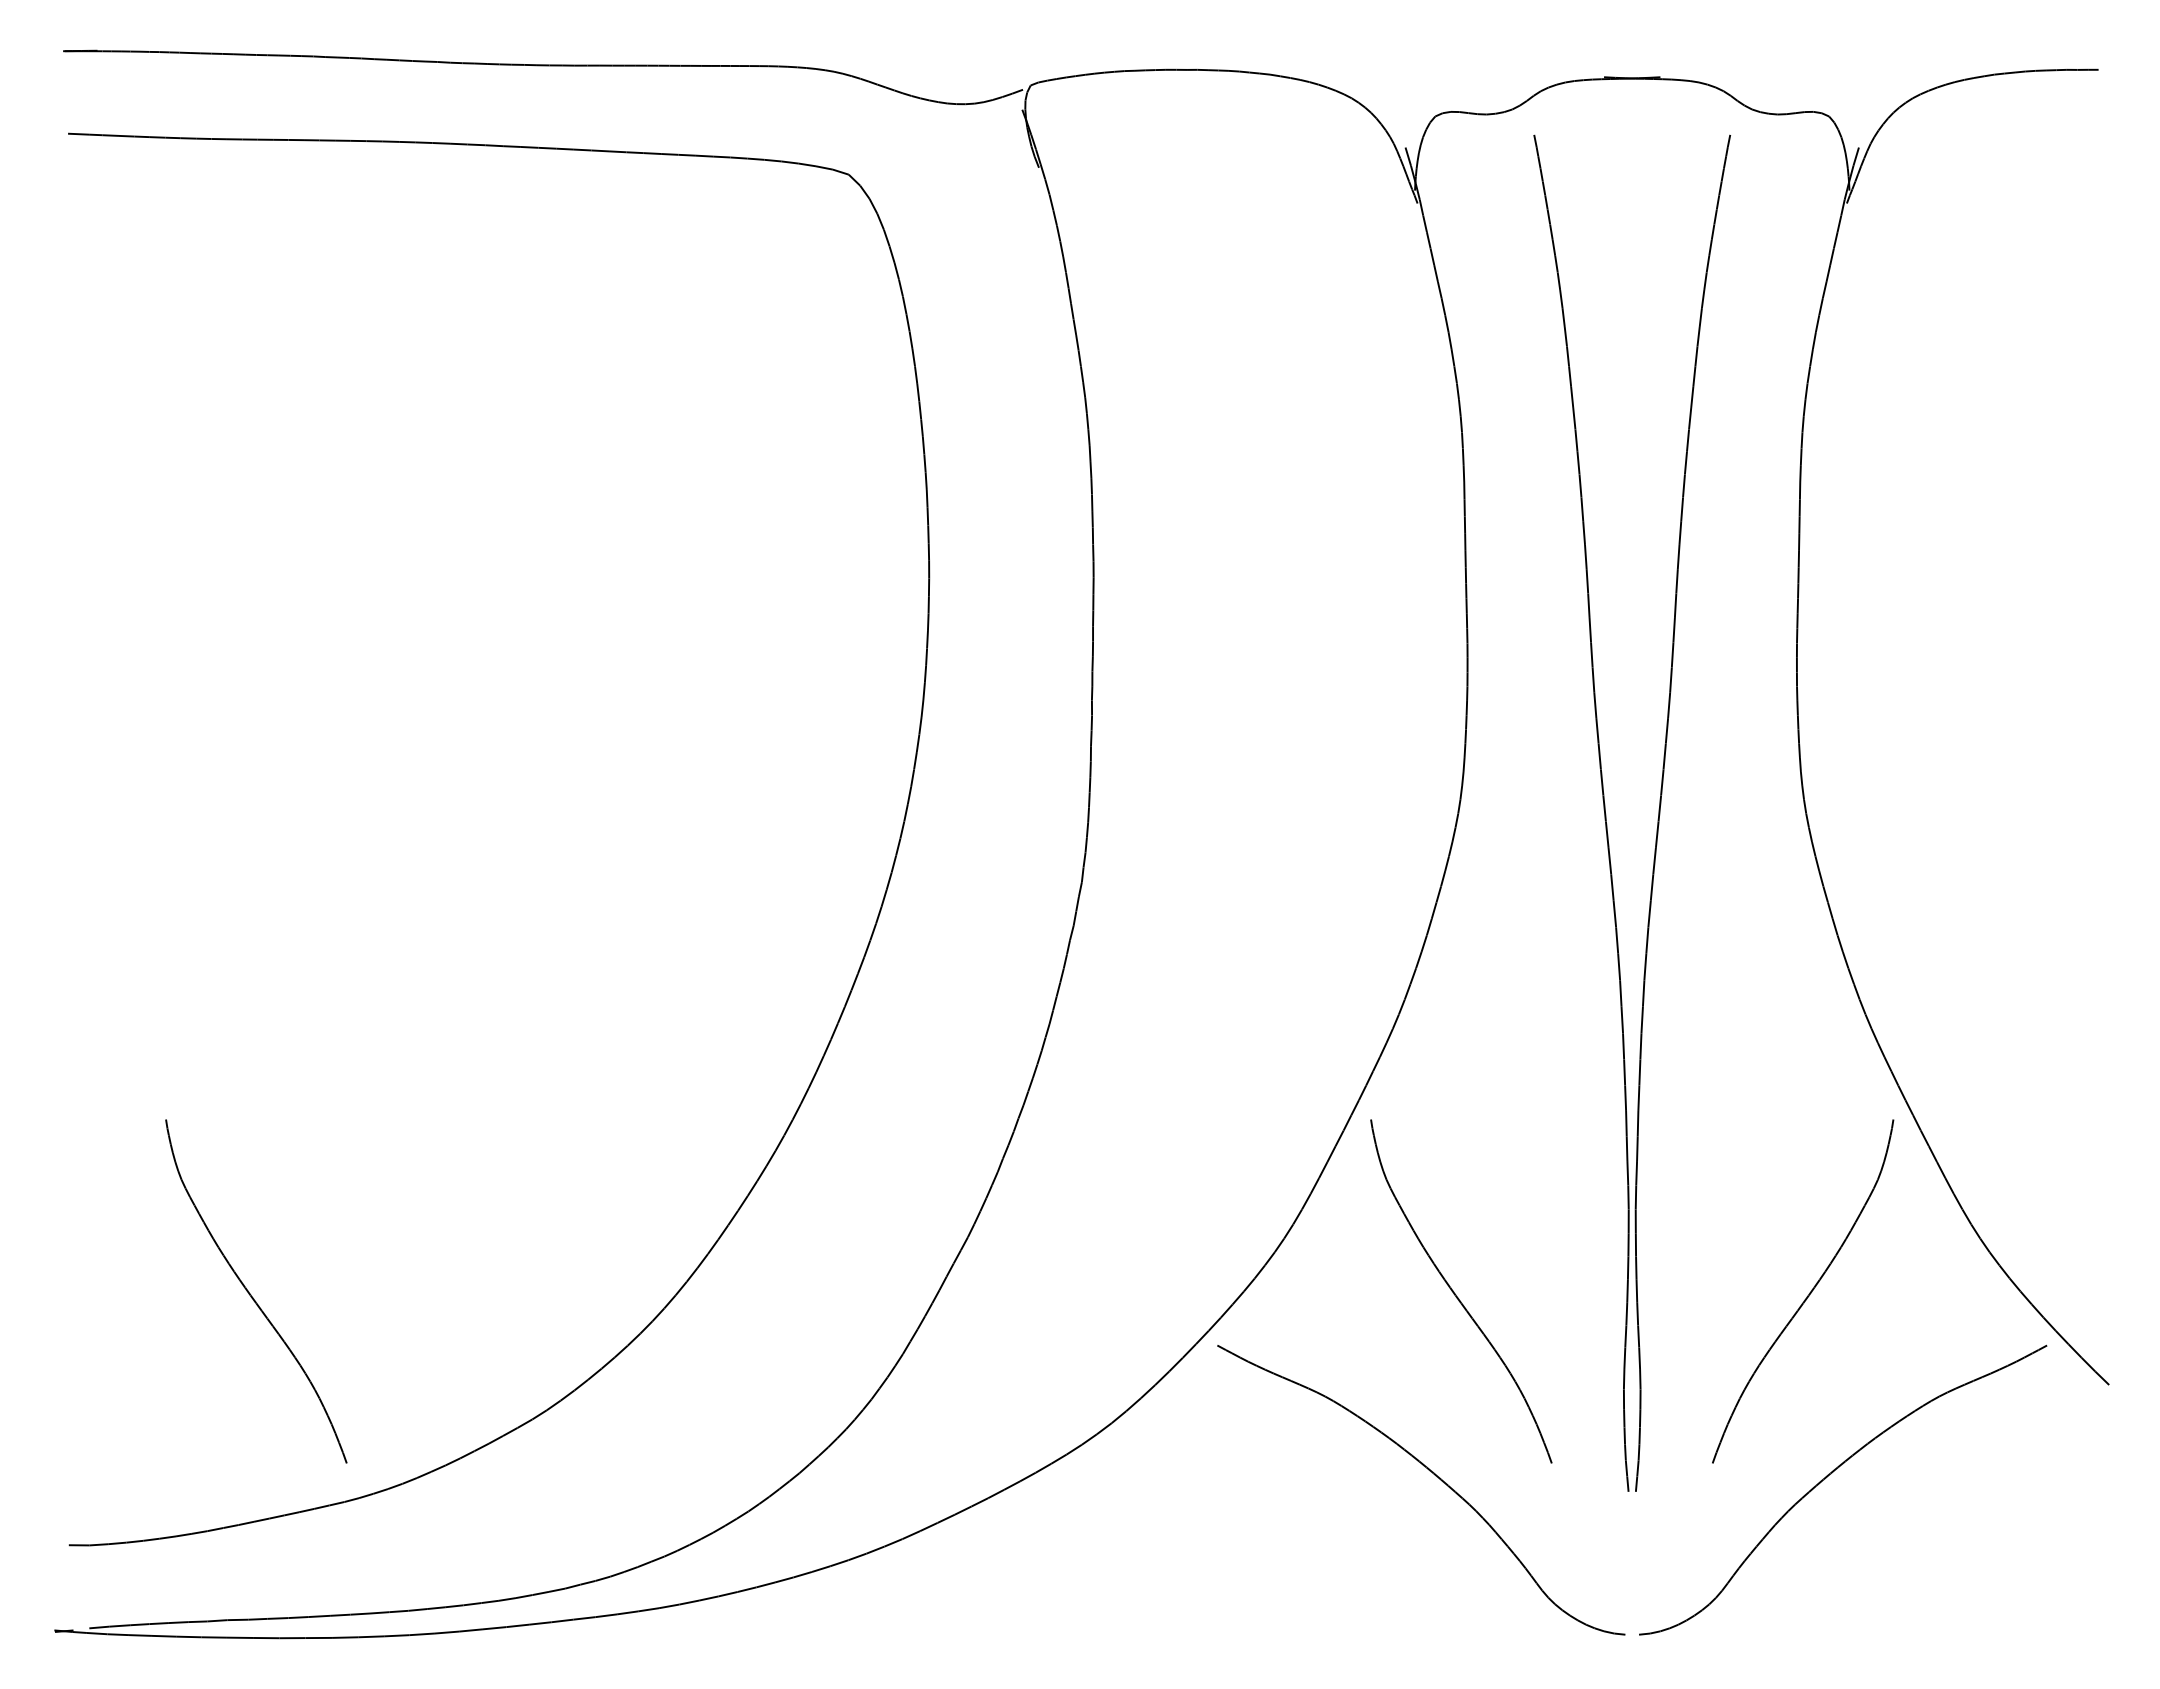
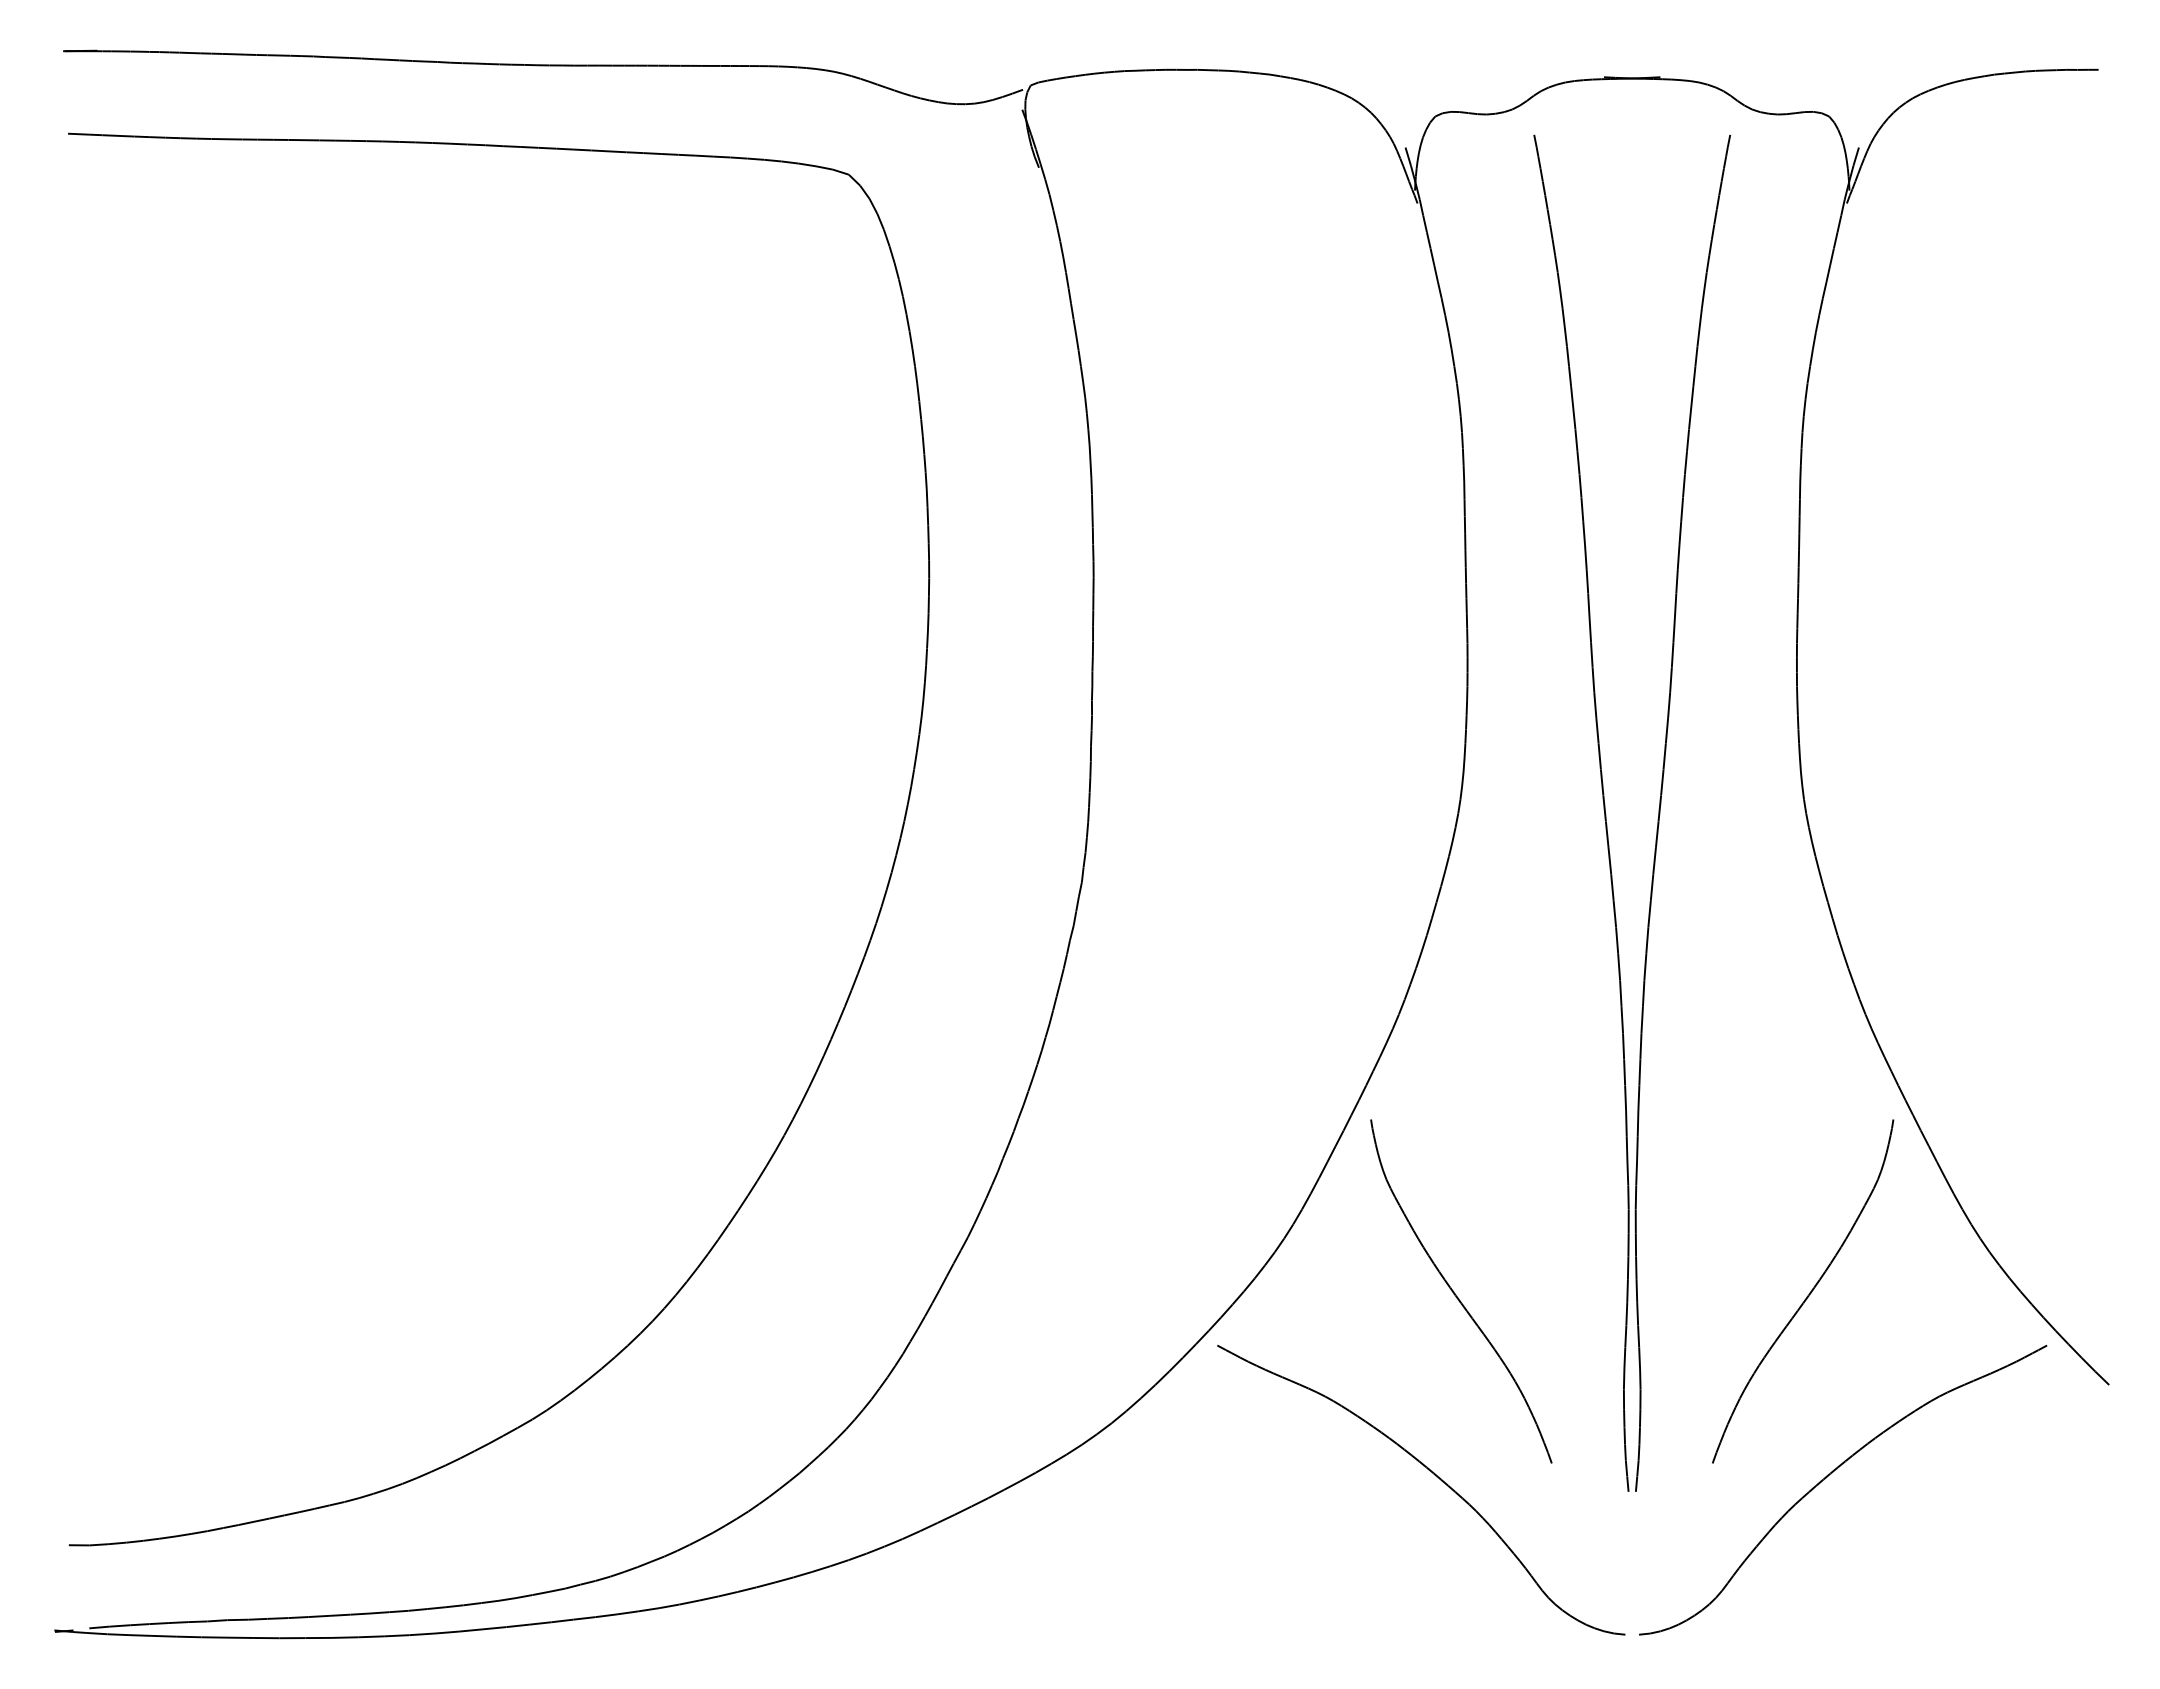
part: present -> none (256, 1291)
